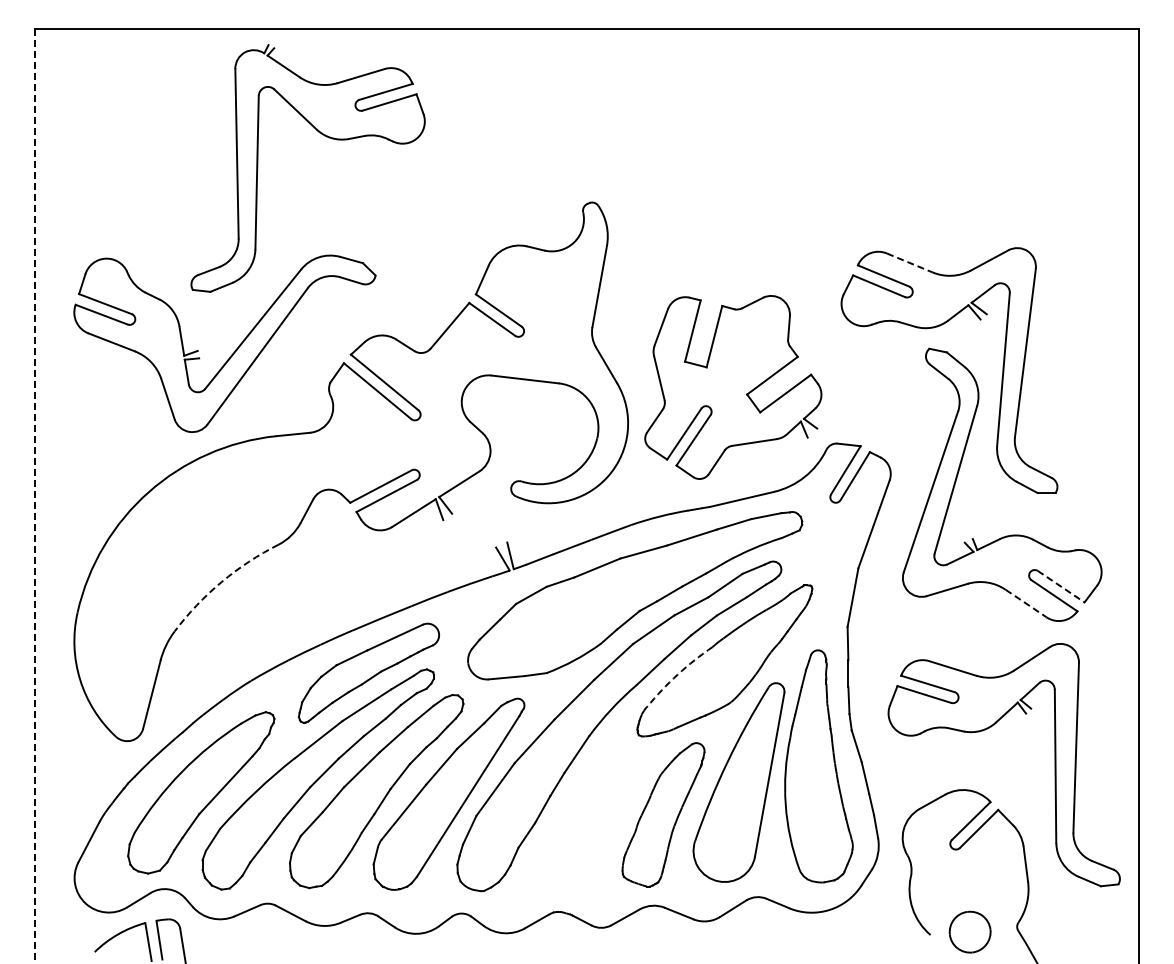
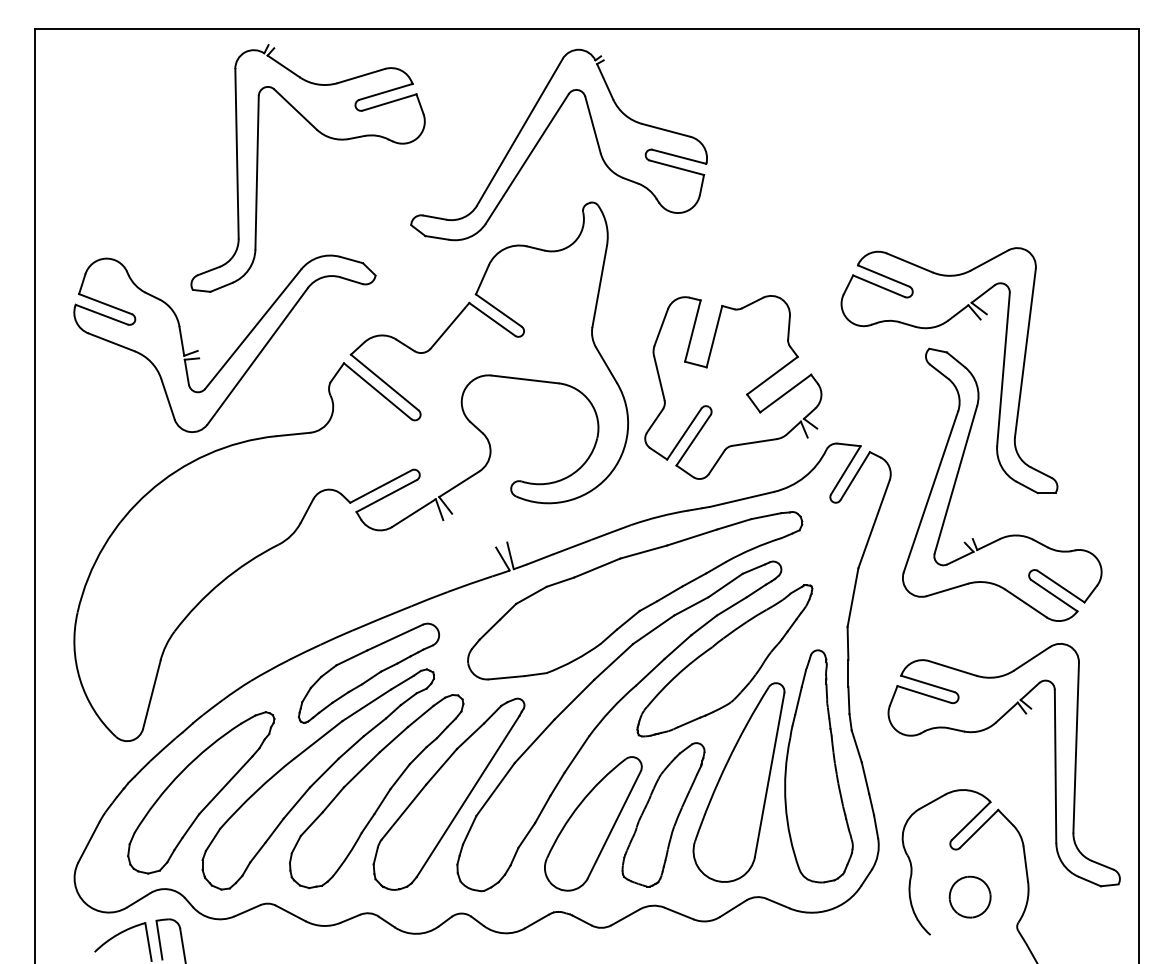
part: none -> present (542, 137)
line: dashed -> solid (909, 263)
line: dashed -> solid (35, 495)
arc: dashed -> solid (221, 582)
line: dashed -> solid (1061, 586)
line: dashed -> solid (1026, 603)
arc: dashed -> solid (677, 674)
part: none -> present (593, 823)
part position: (969, 931) -> (969, 896) (969, 896)
